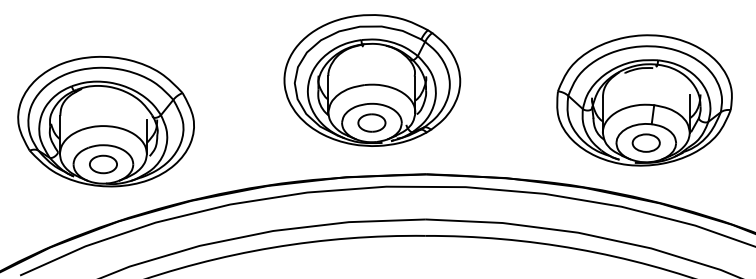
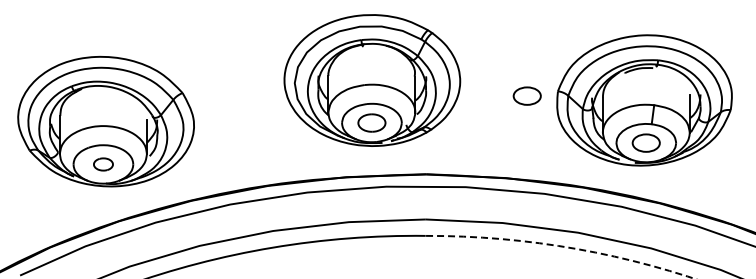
part: none -> present (526, 95)
part size: 29x21 px -> 21x15 px (103, 164)
arc: solid -> dashed (561, 246)
